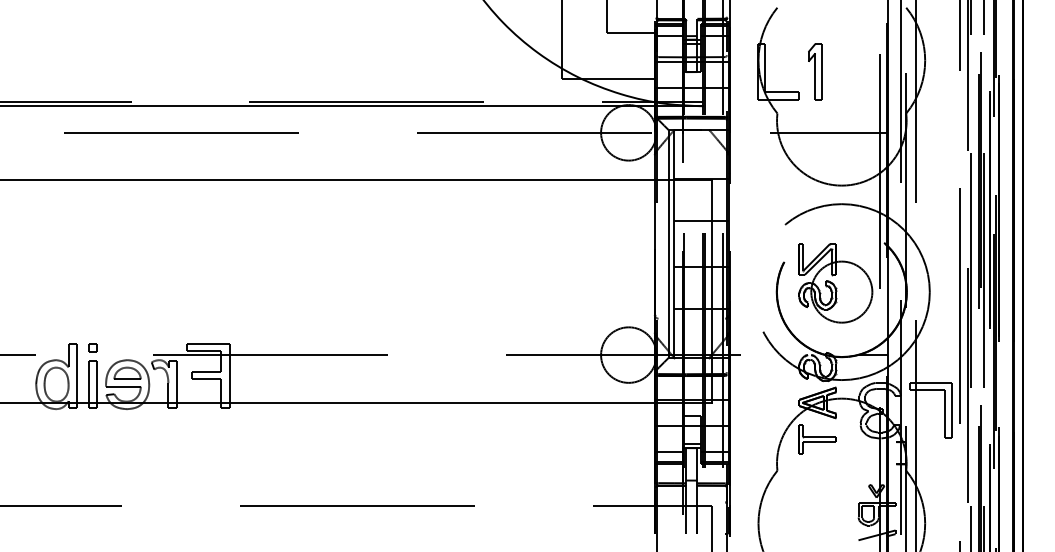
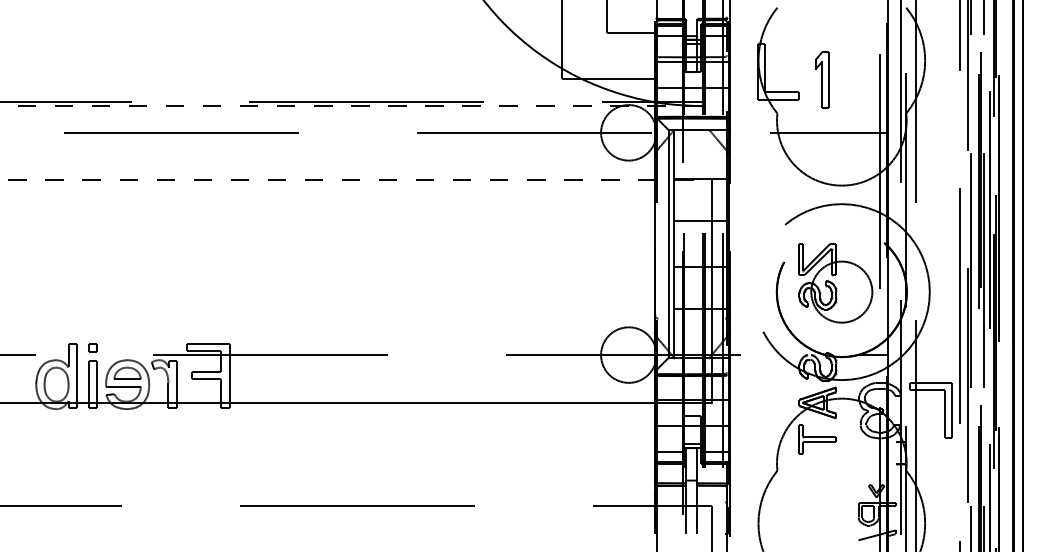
part position: (815, 71) -> (822, 79) (822, 79)
line: solid -> dashed (352, 106)
line: solid -> dashed (356, 180)
